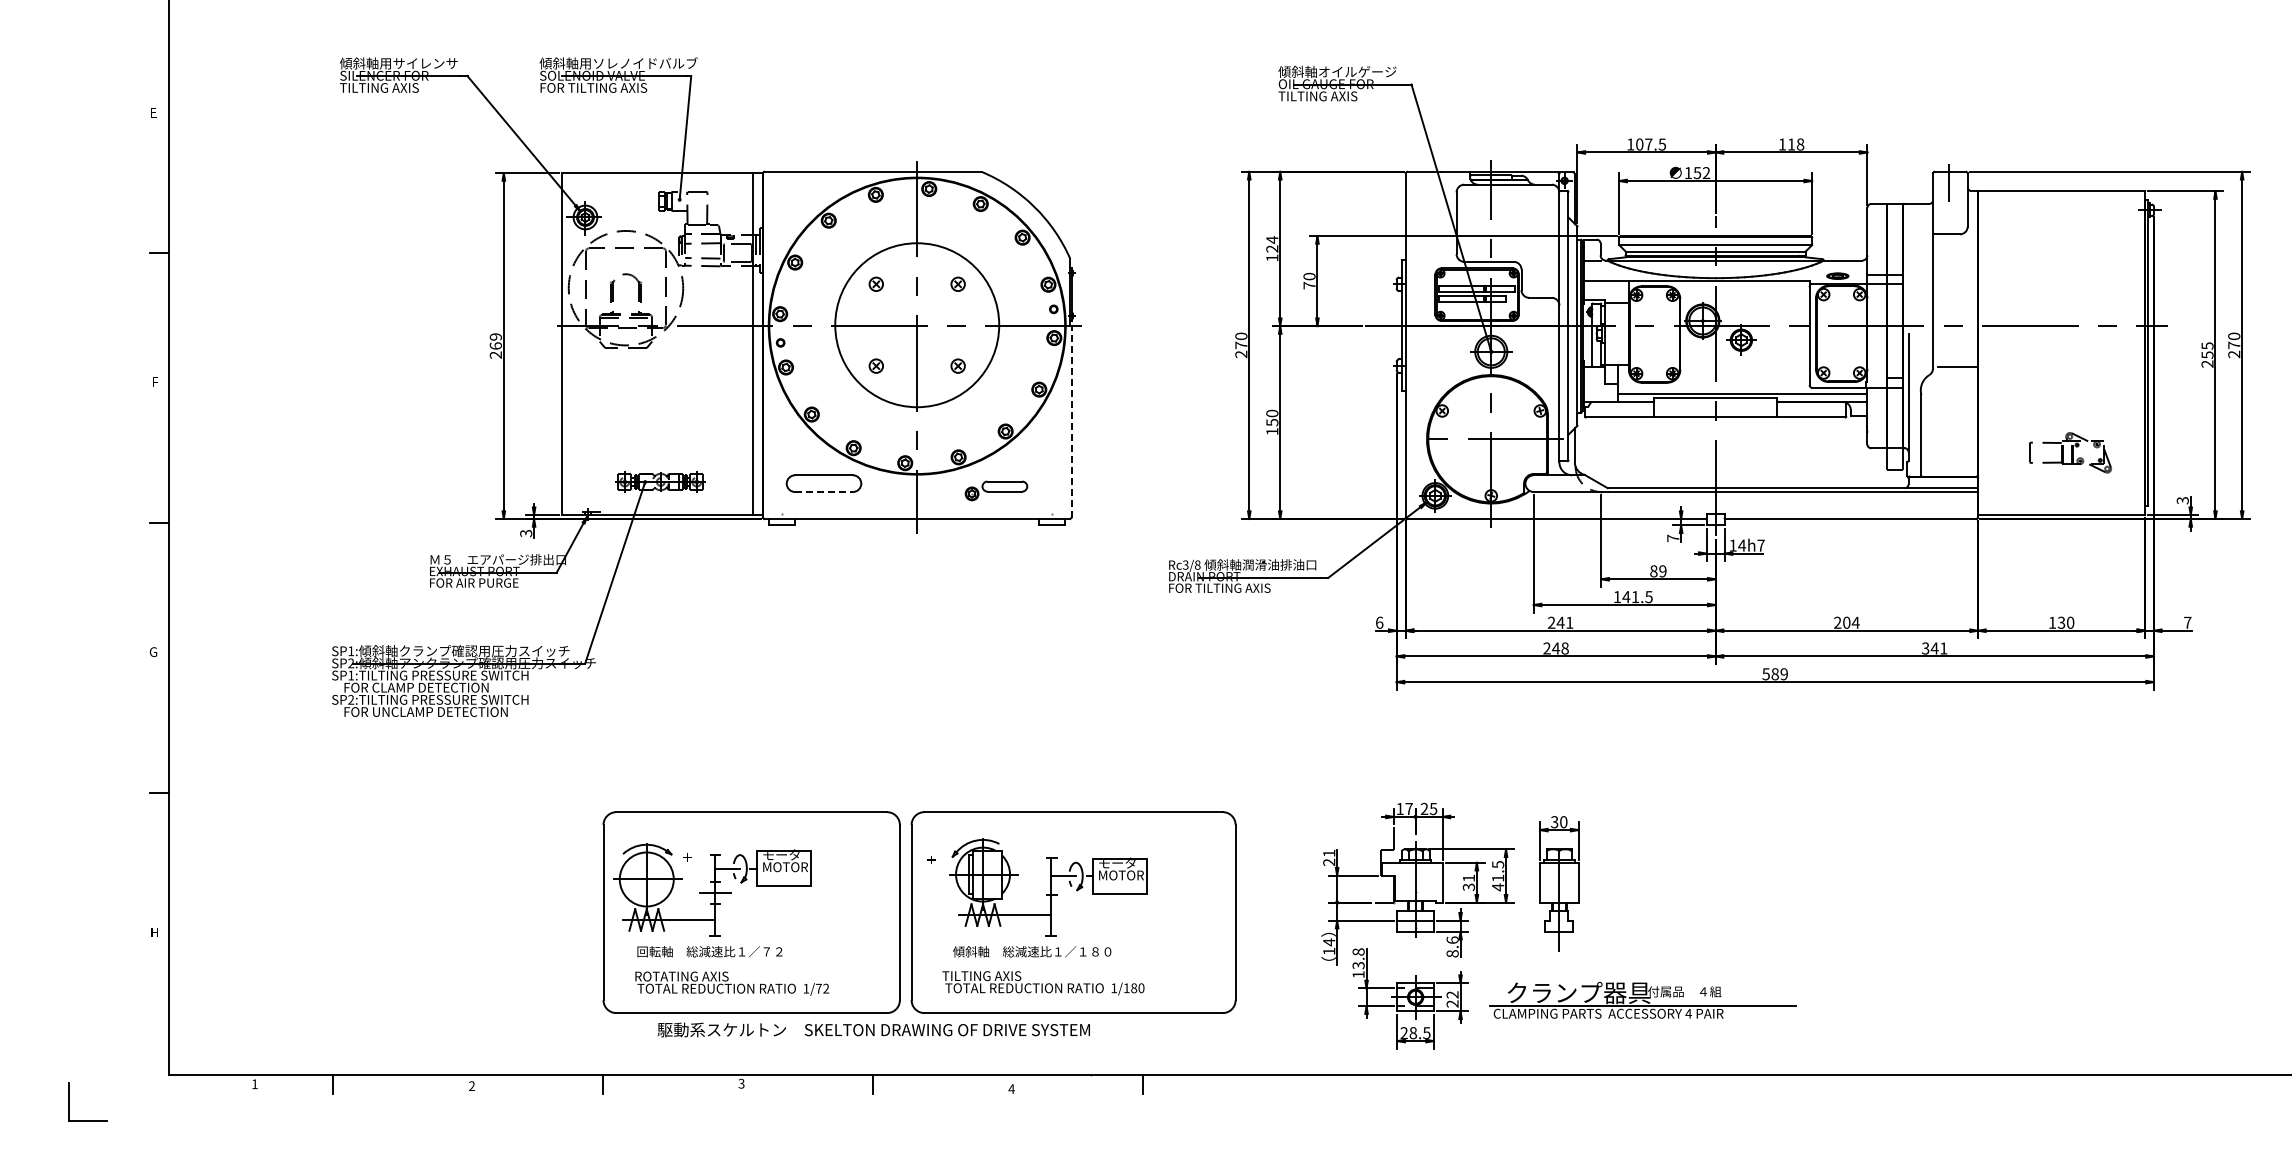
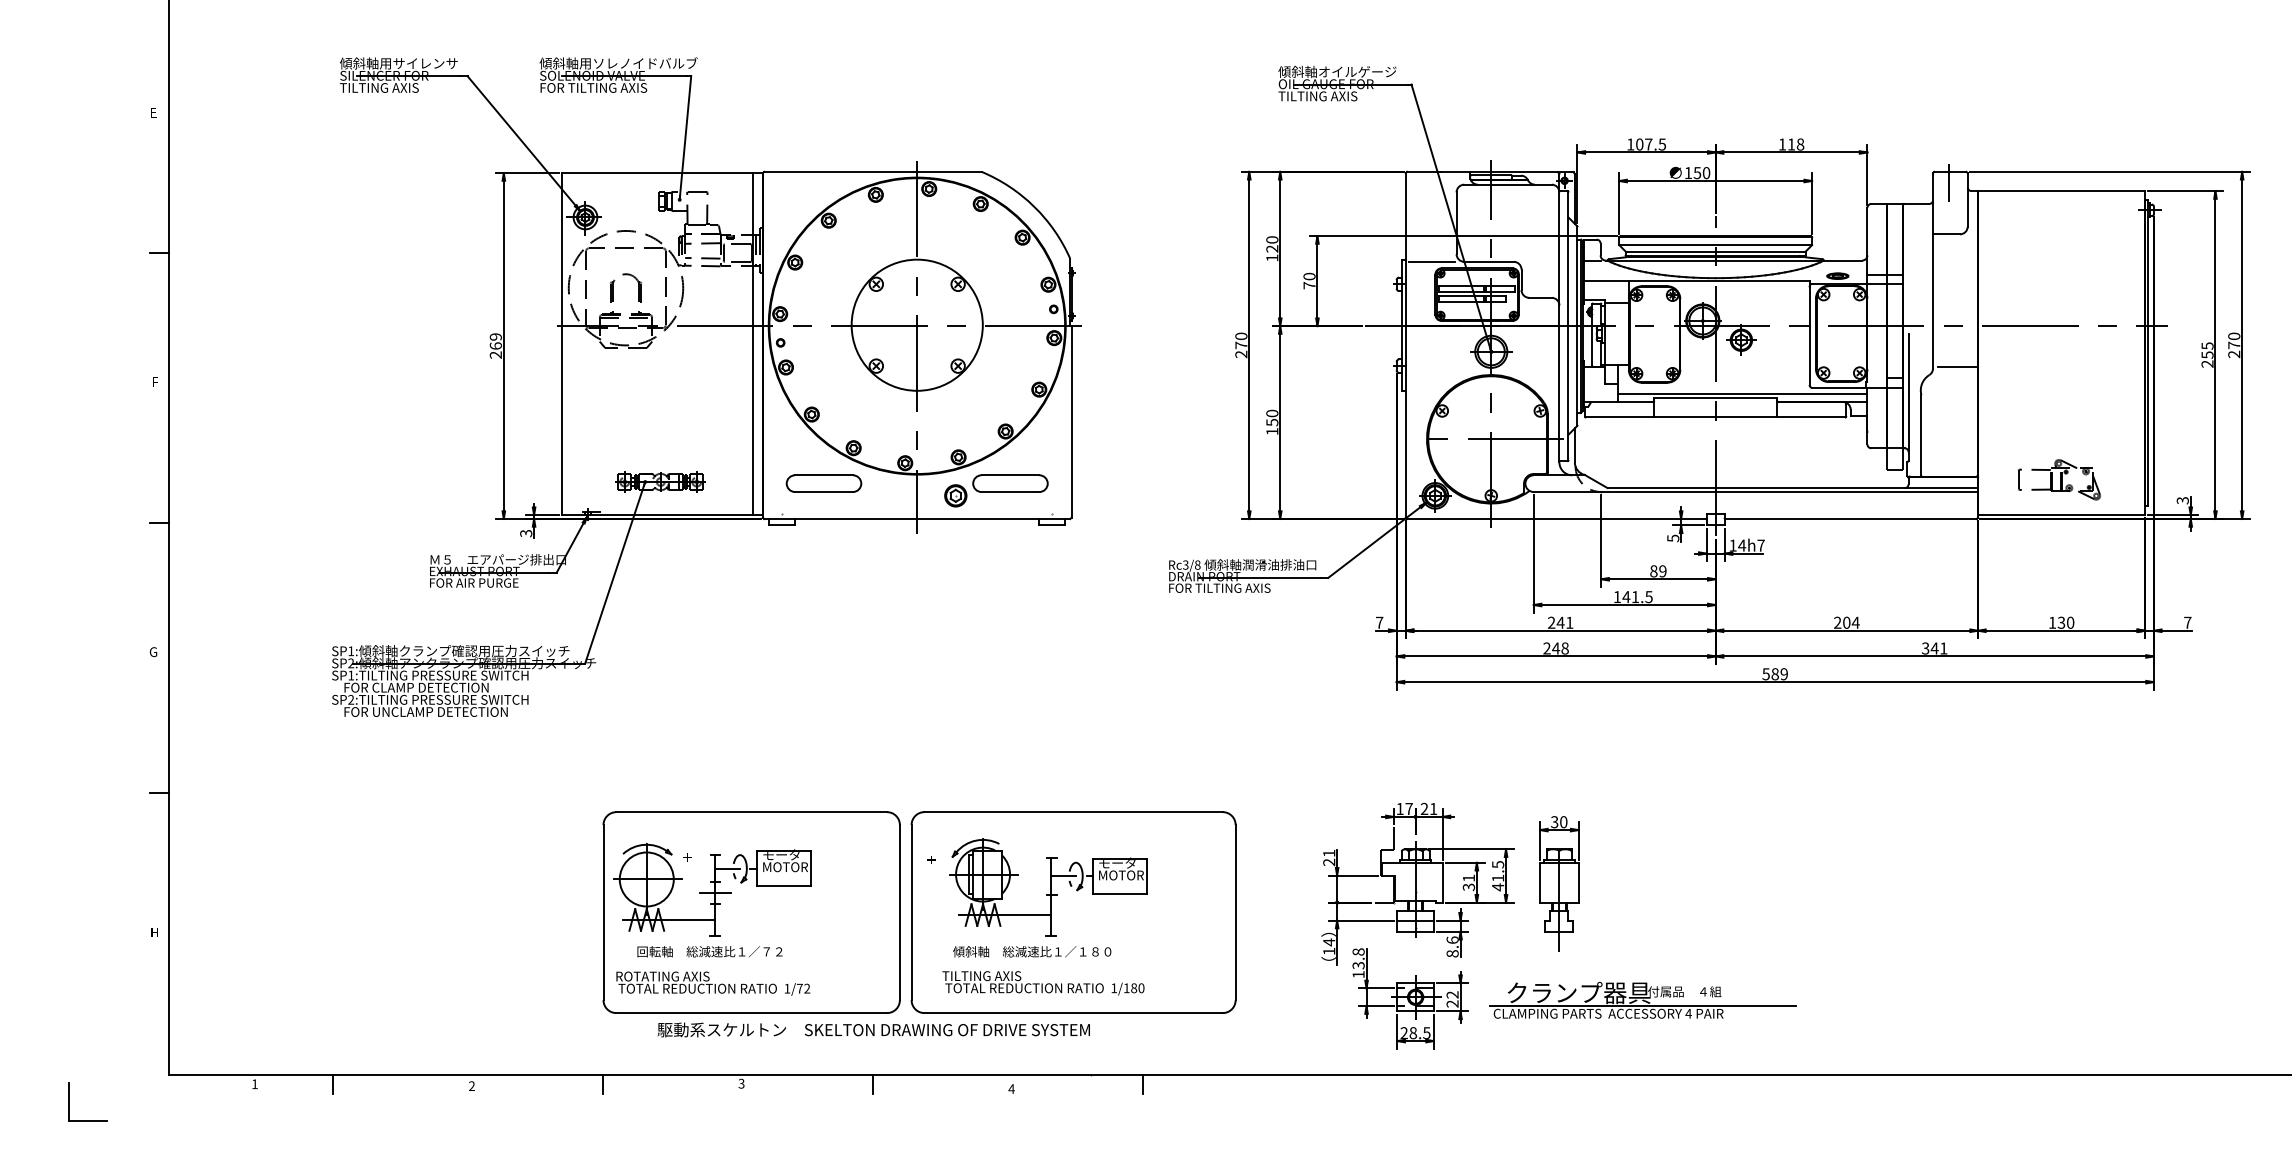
text: 152 -> 150 (1706, 173)
text: 124 -> 120 (1272, 240)
line: none -> present (1432, 261)
circle diameter: 164 px -> 131 px (916, 324)
line: dashed -> solid (1071, 421)
part position: (2070, 452) -> (2059, 479) (2059, 479)
part size: 65x22 px -> 105x34 px (996, 490)
line: dashed -> solid (824, 492)
text: 7 -> 5 (1673, 538)
text: 6 -> 7 (1379, 622)
text: 25 -> 21 (1433, 809)
text position: (732, 983) -> (713, 983) (713, 983)
